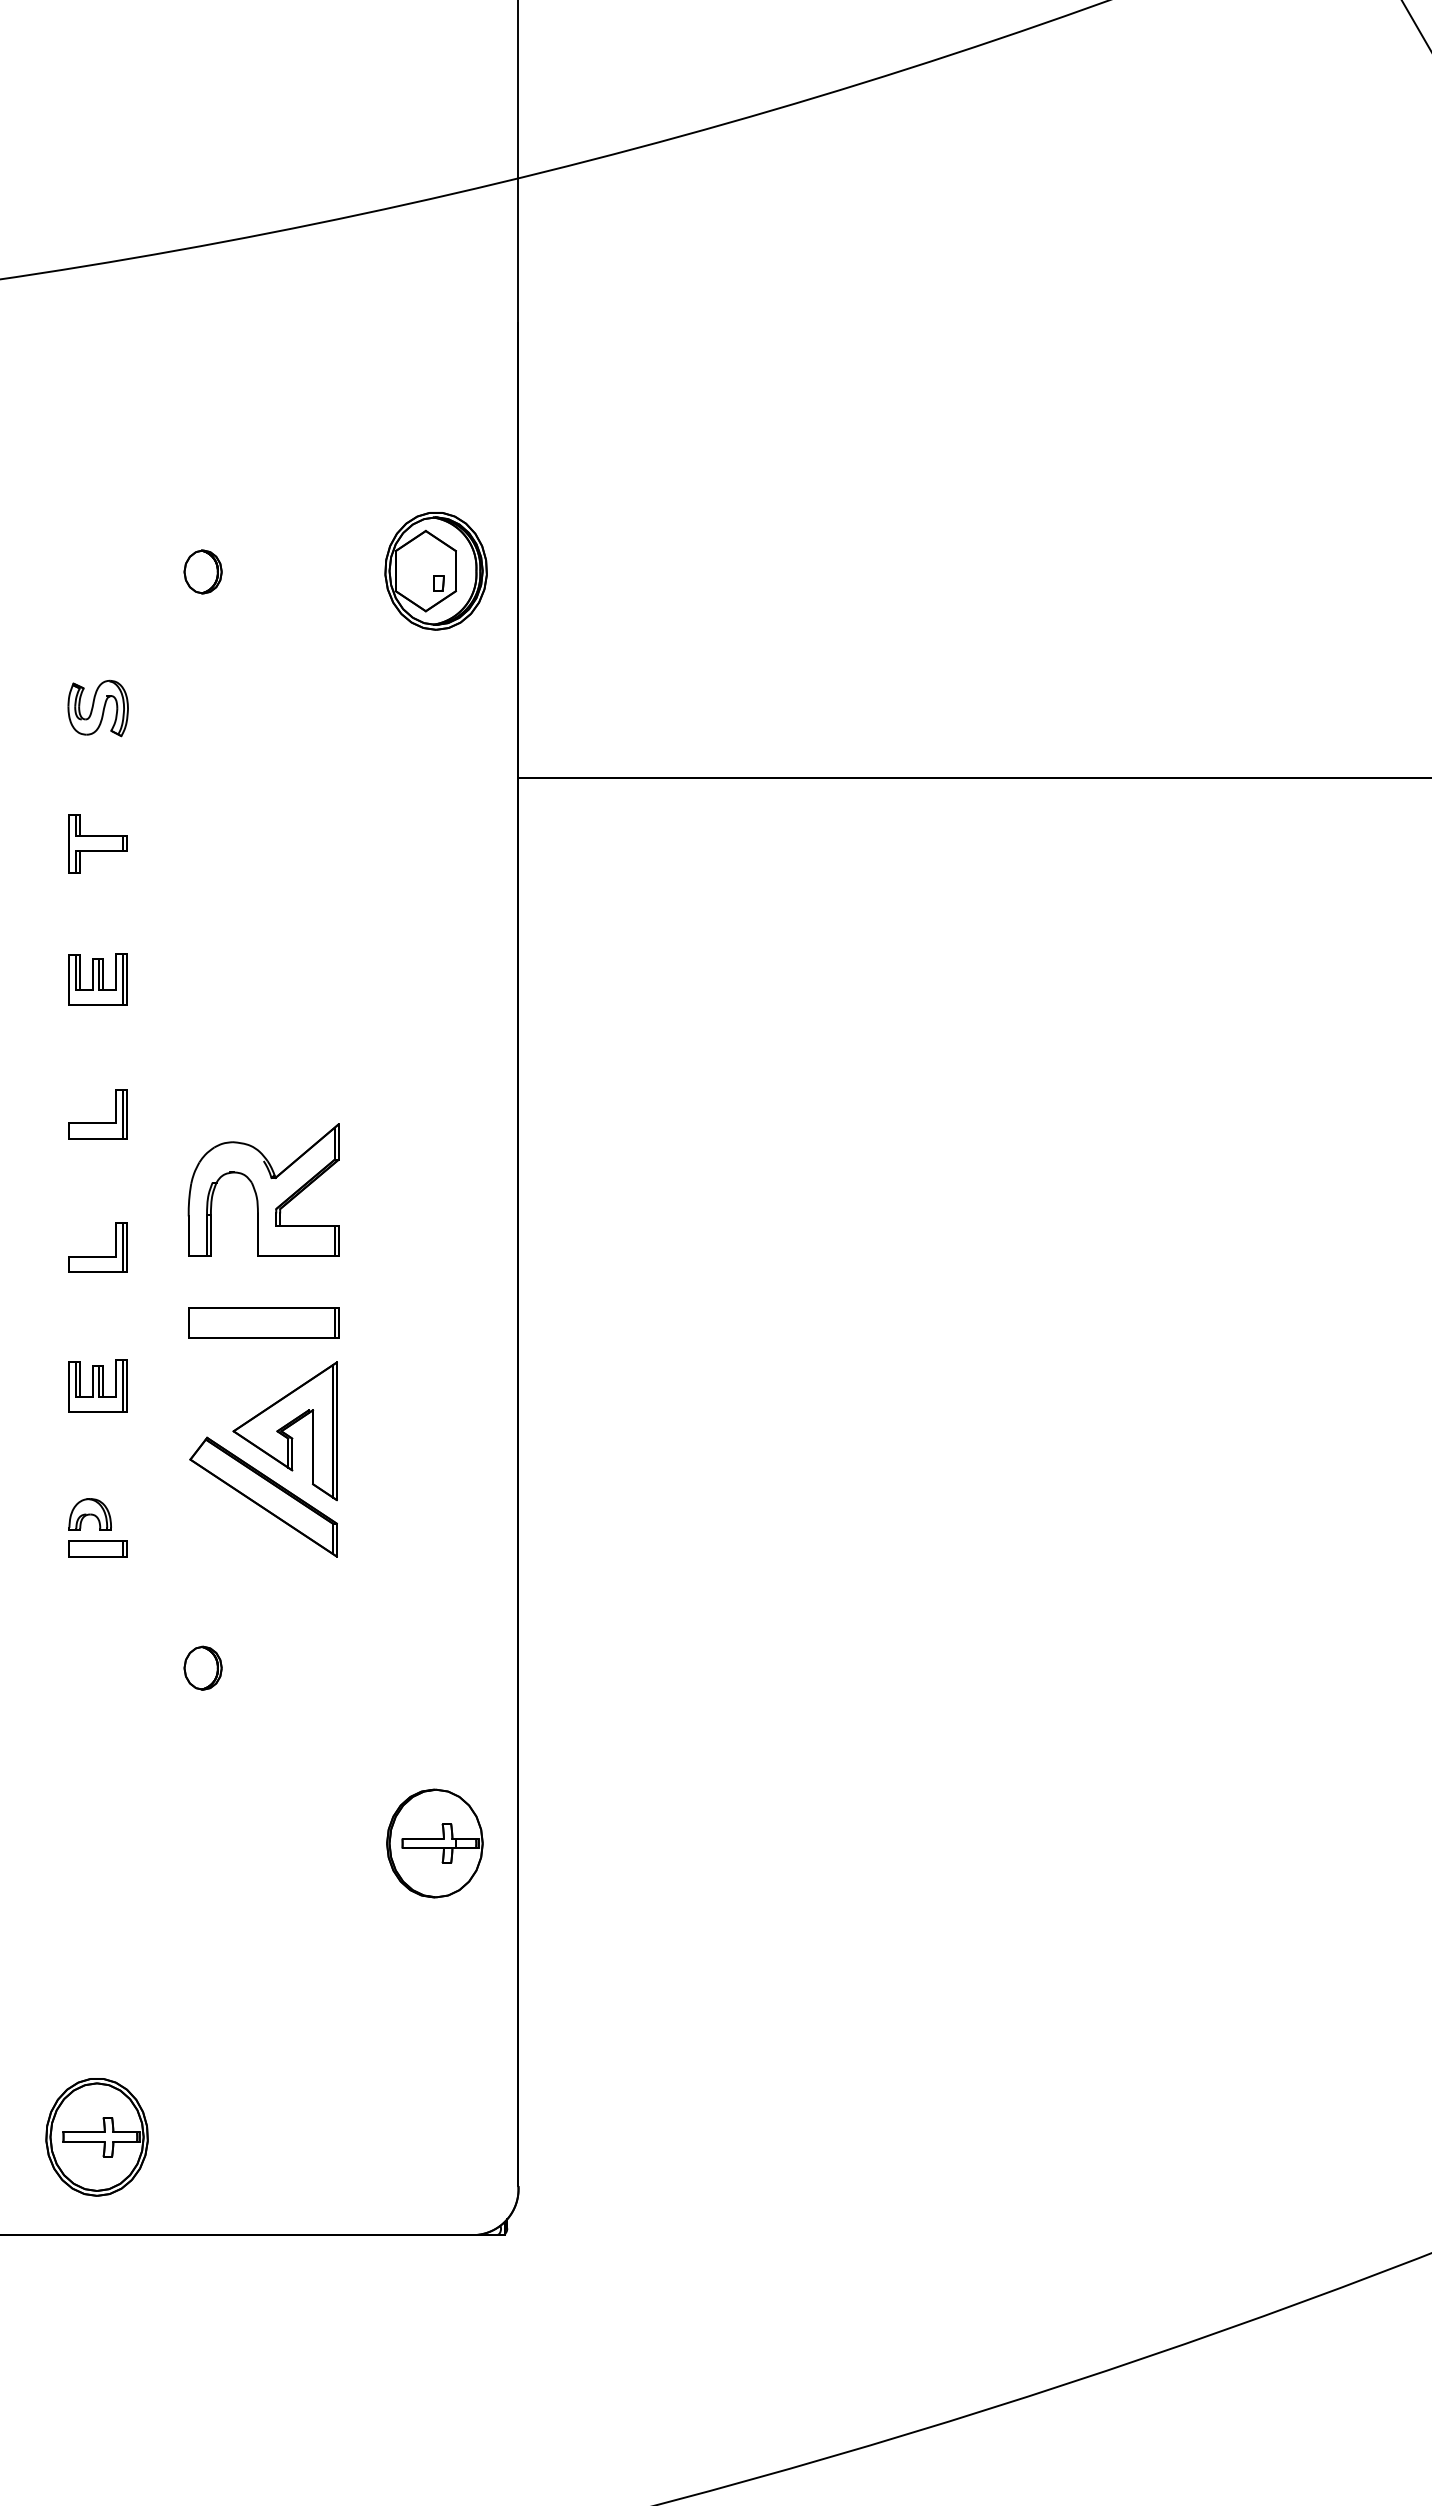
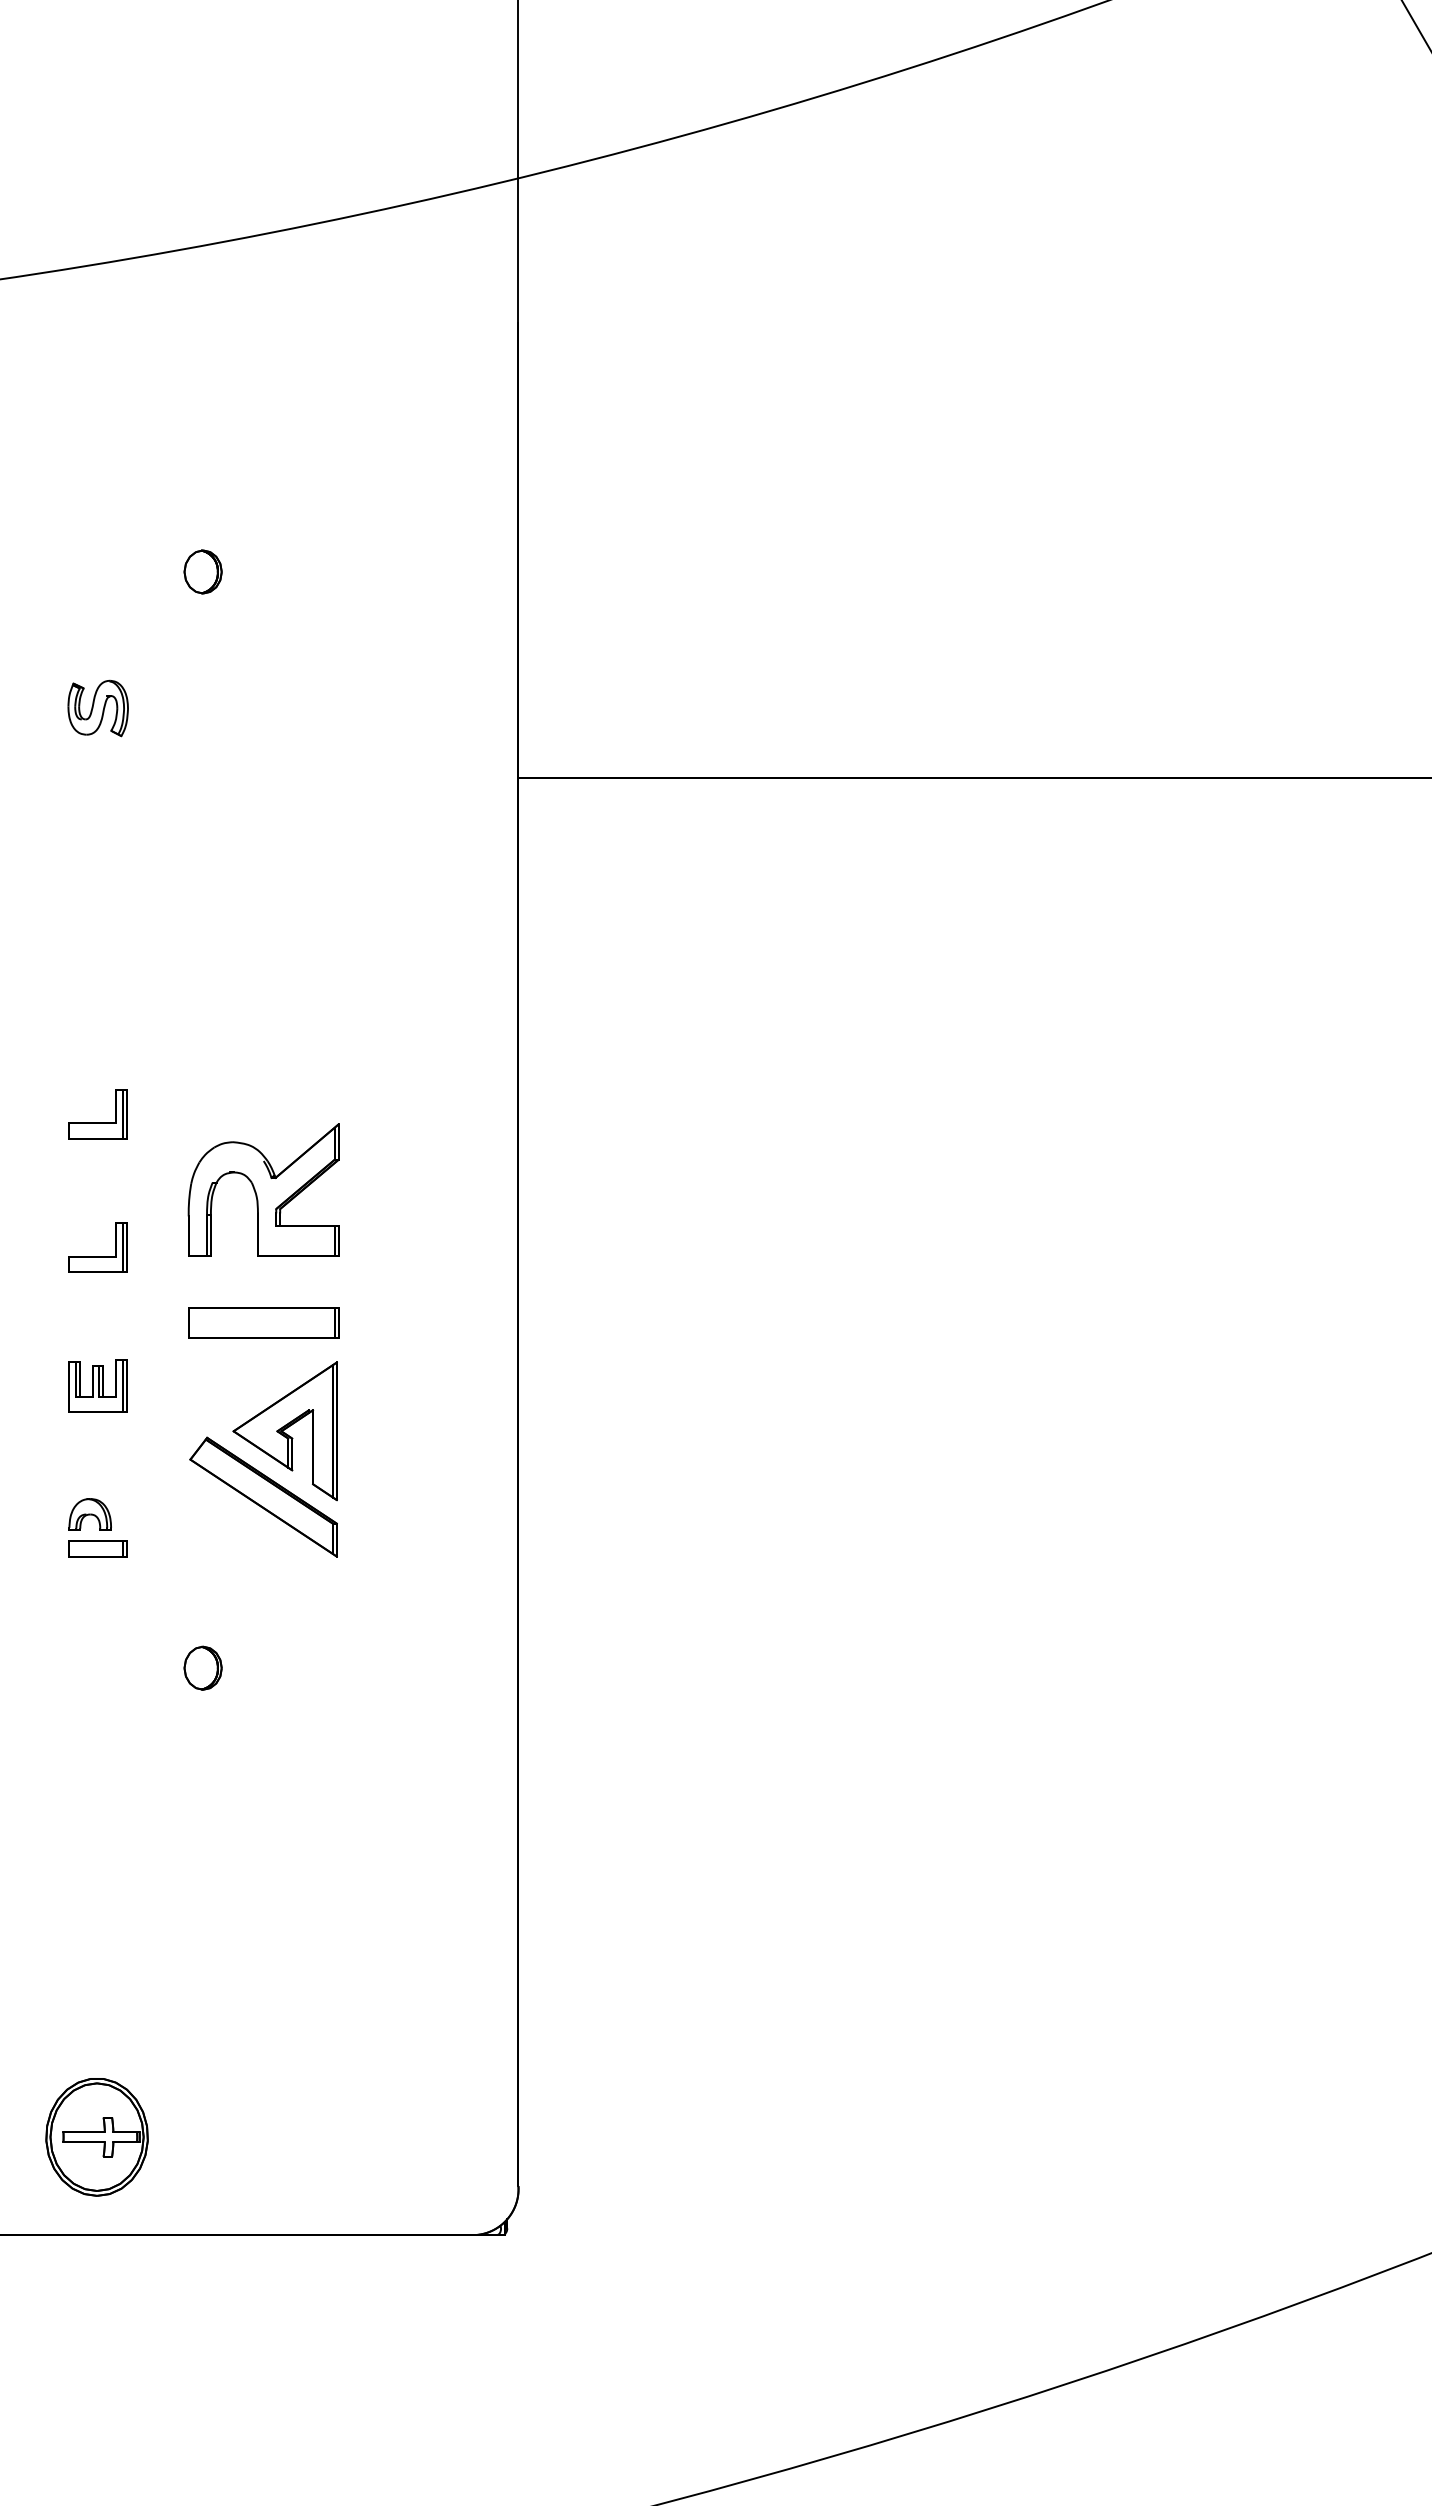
part: present -> none (435, 571)
part: present -> none (97, 843)
part: present -> none (97, 979)
part: present -> none (434, 1843)
